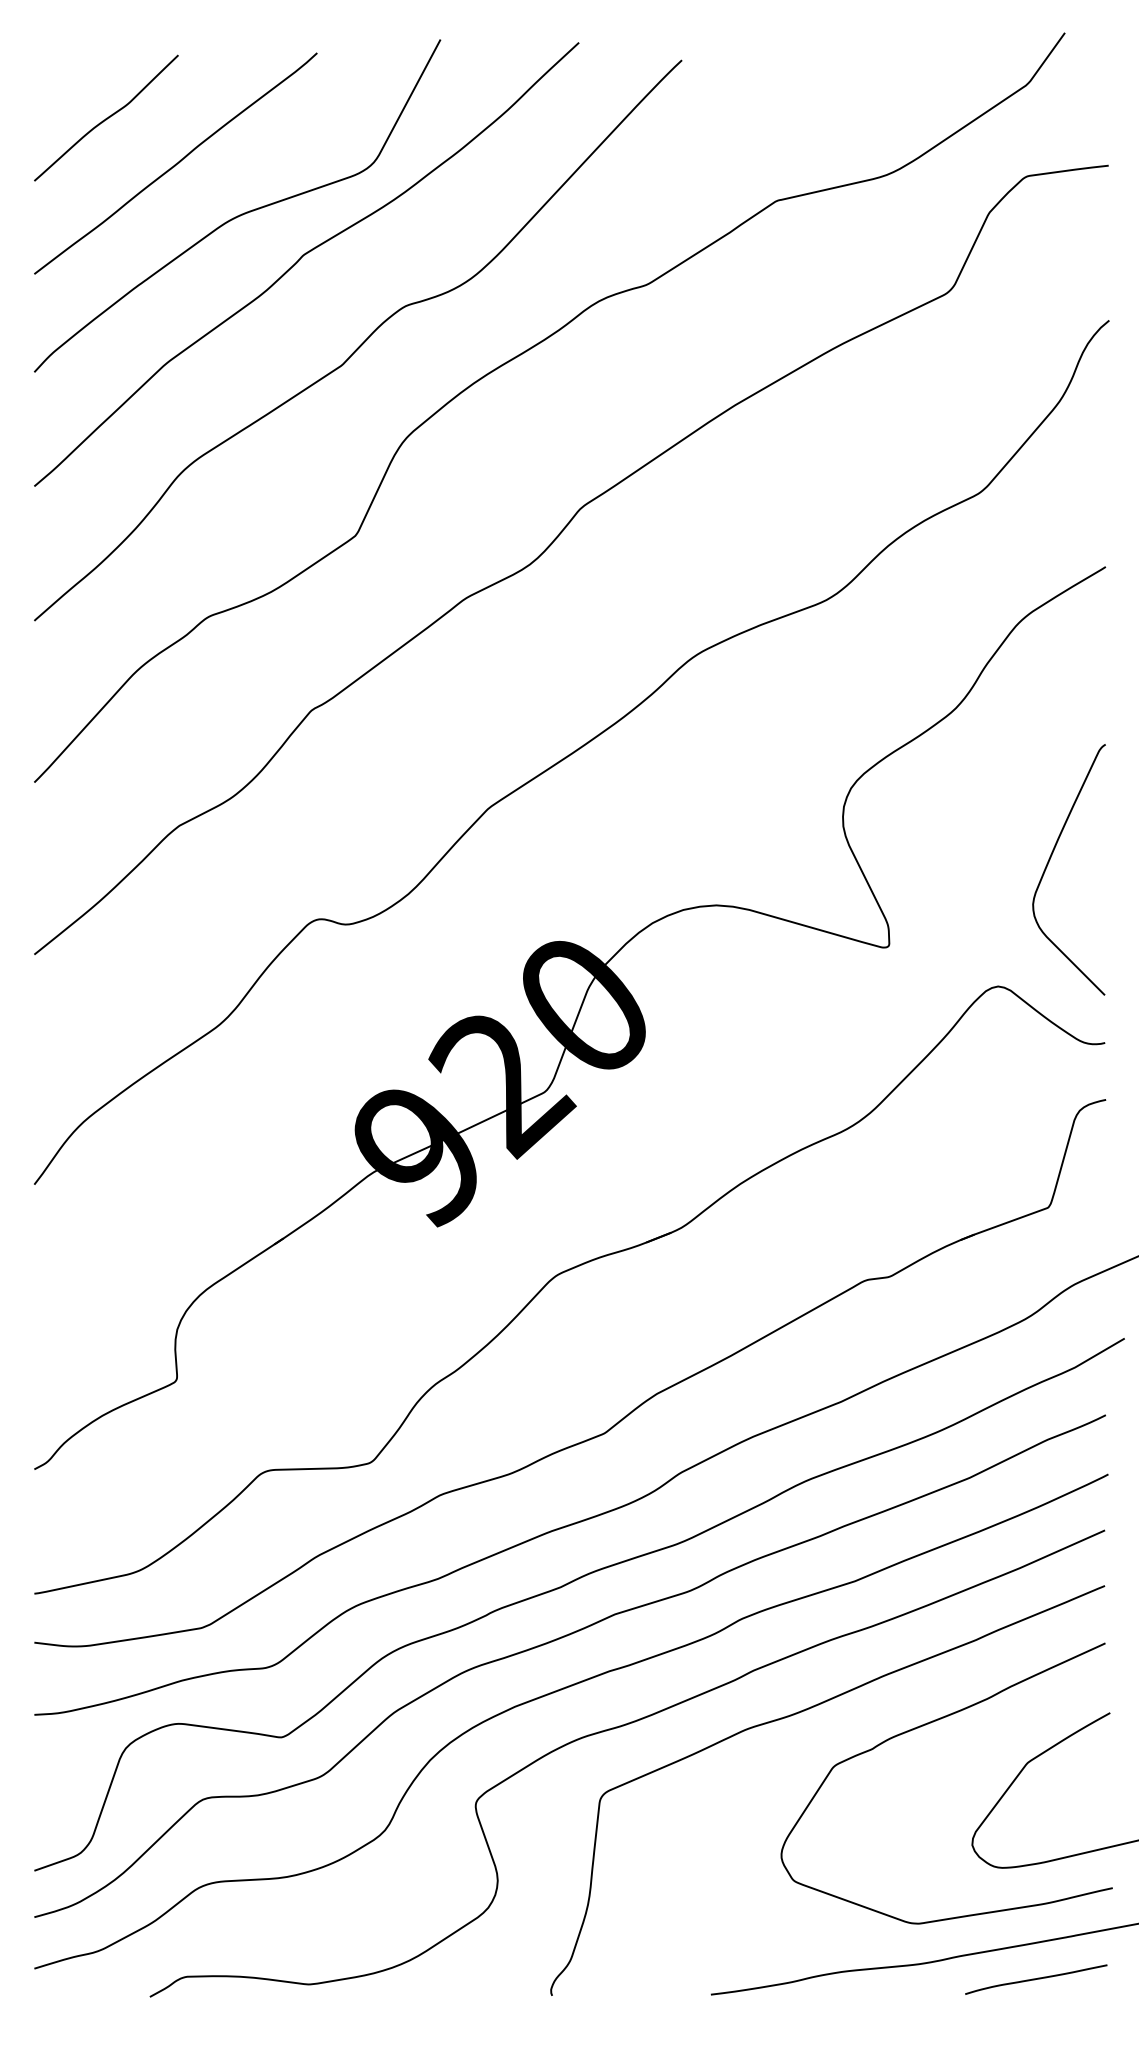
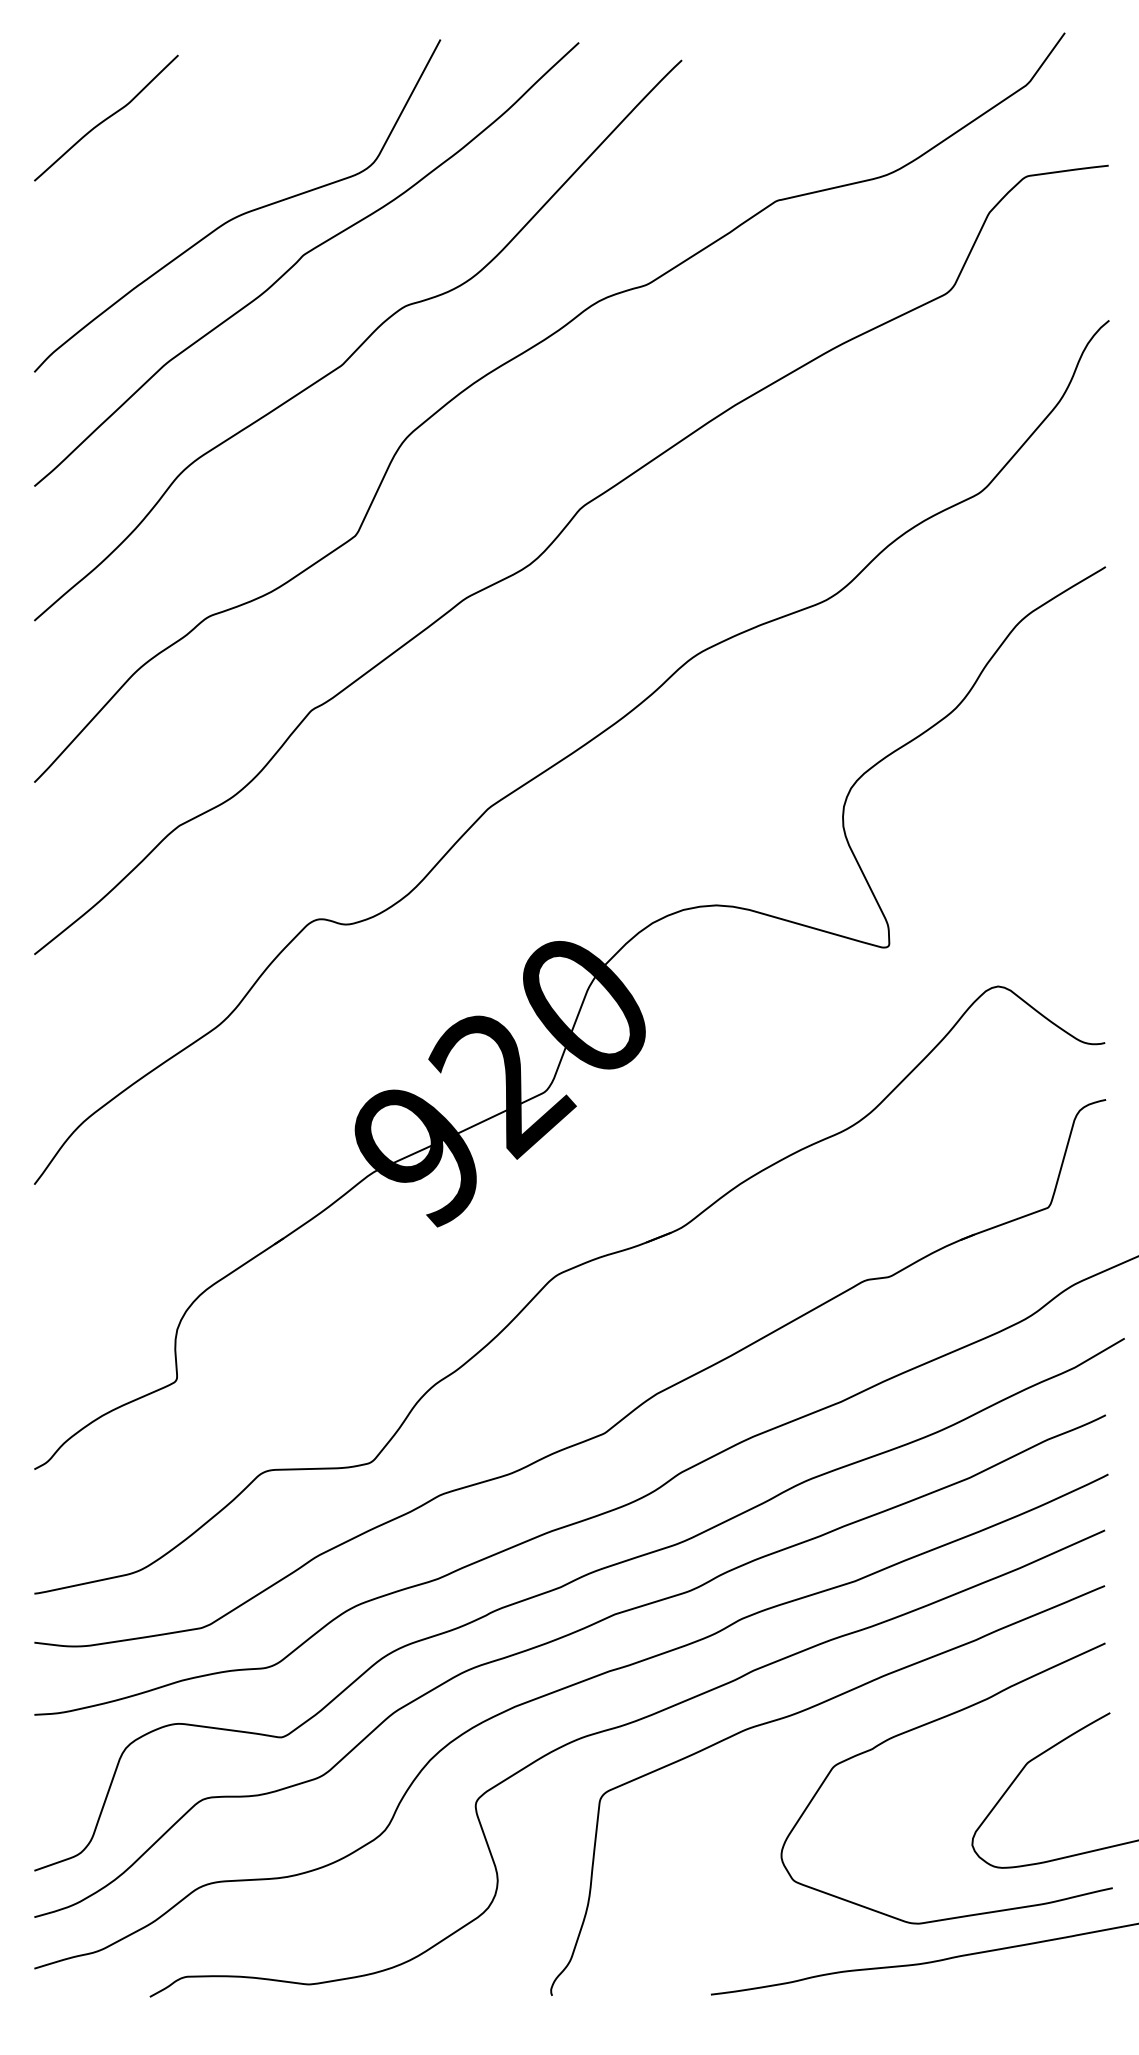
curve: present -> none (175, 163)
curve: present -> none (1050, 860)
curve: present -> none (1036, 1979)
